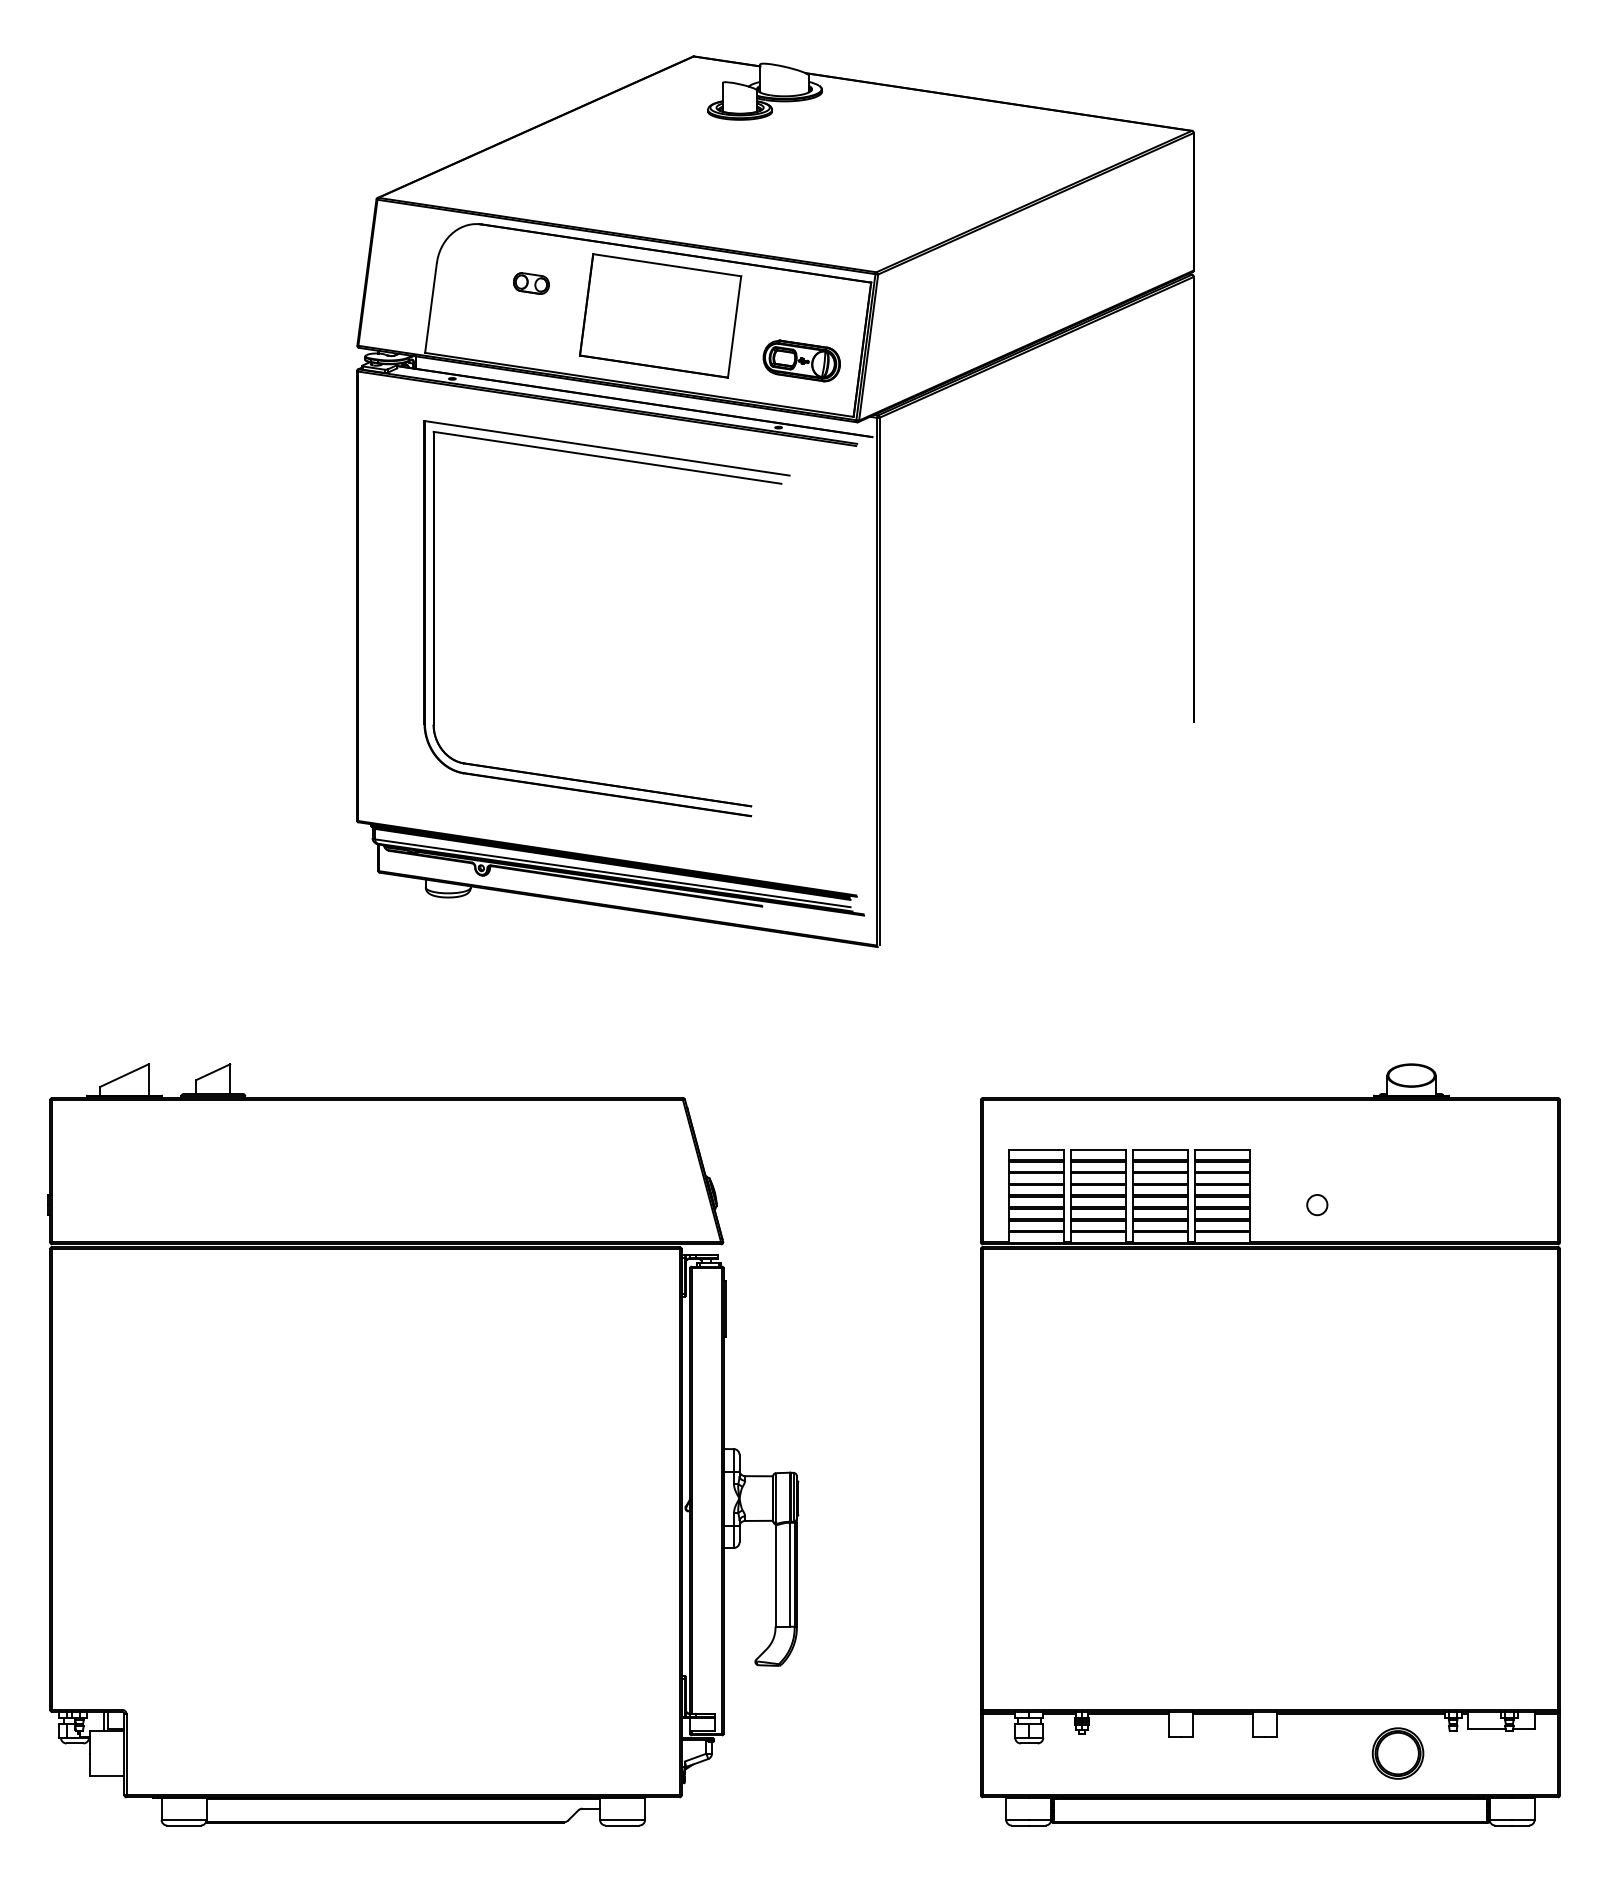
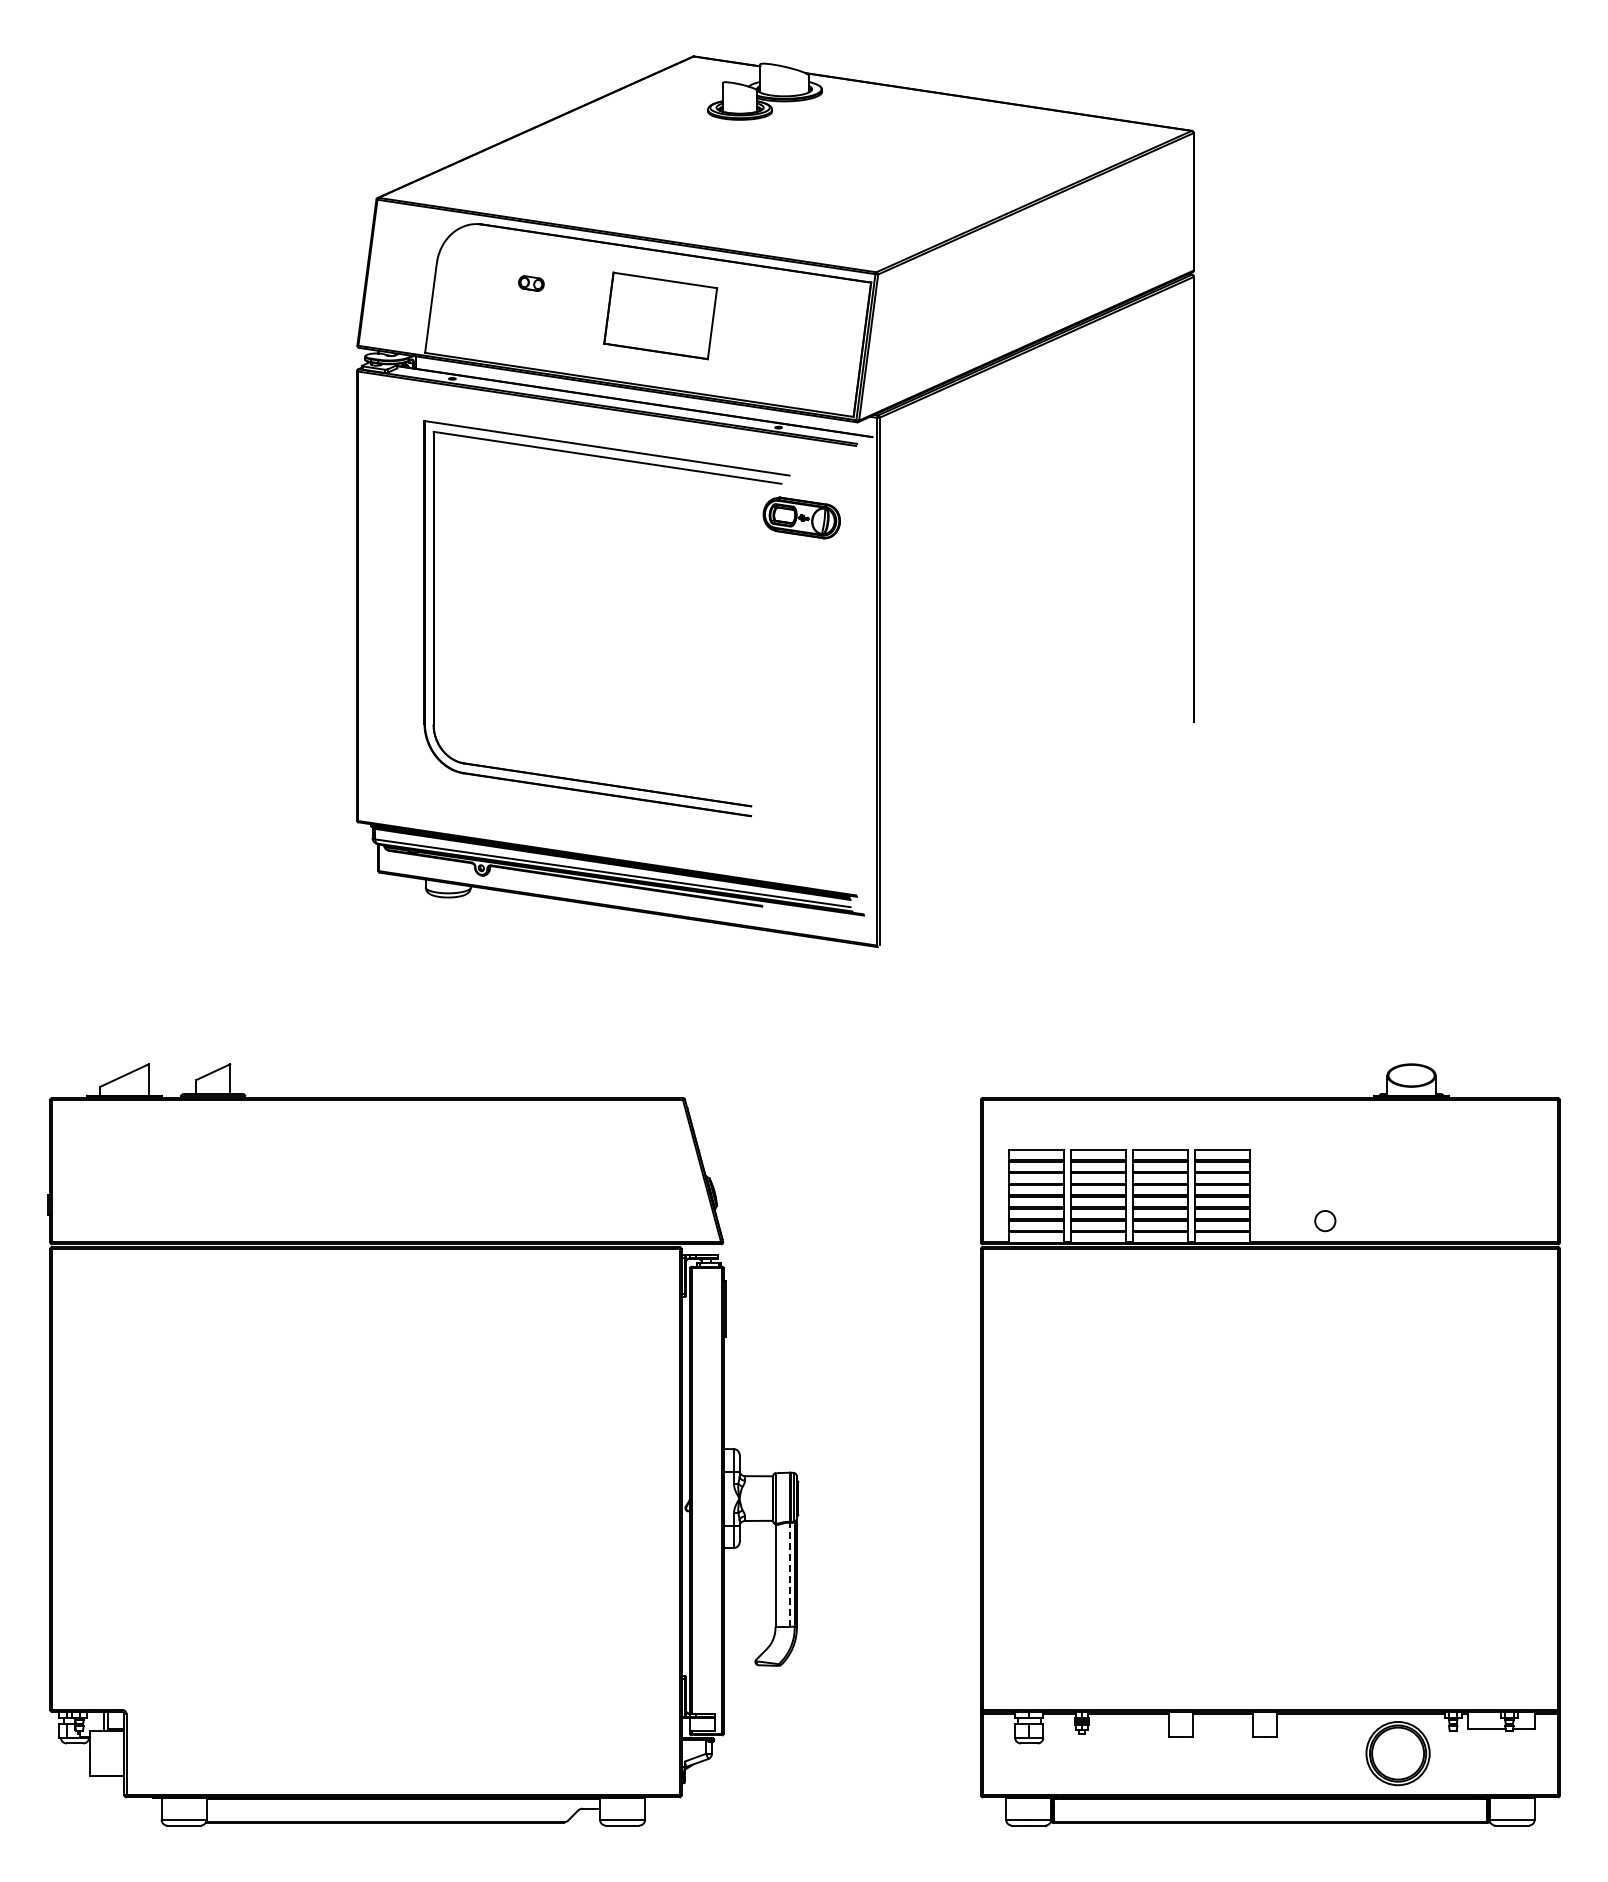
part size: 37x23 px -> 27x17 px (531, 283)
part size: 164x126 px -> 116x90 px (660, 315)
part position: (801, 360) -> (801, 517) (801, 517)
circle position: (1317, 1205) -> (1325, 1221) (1325, 1221)
line: solid -> dashed (790, 1574)
part size: 54x53 px -> 66x66 px (1397, 1753)
